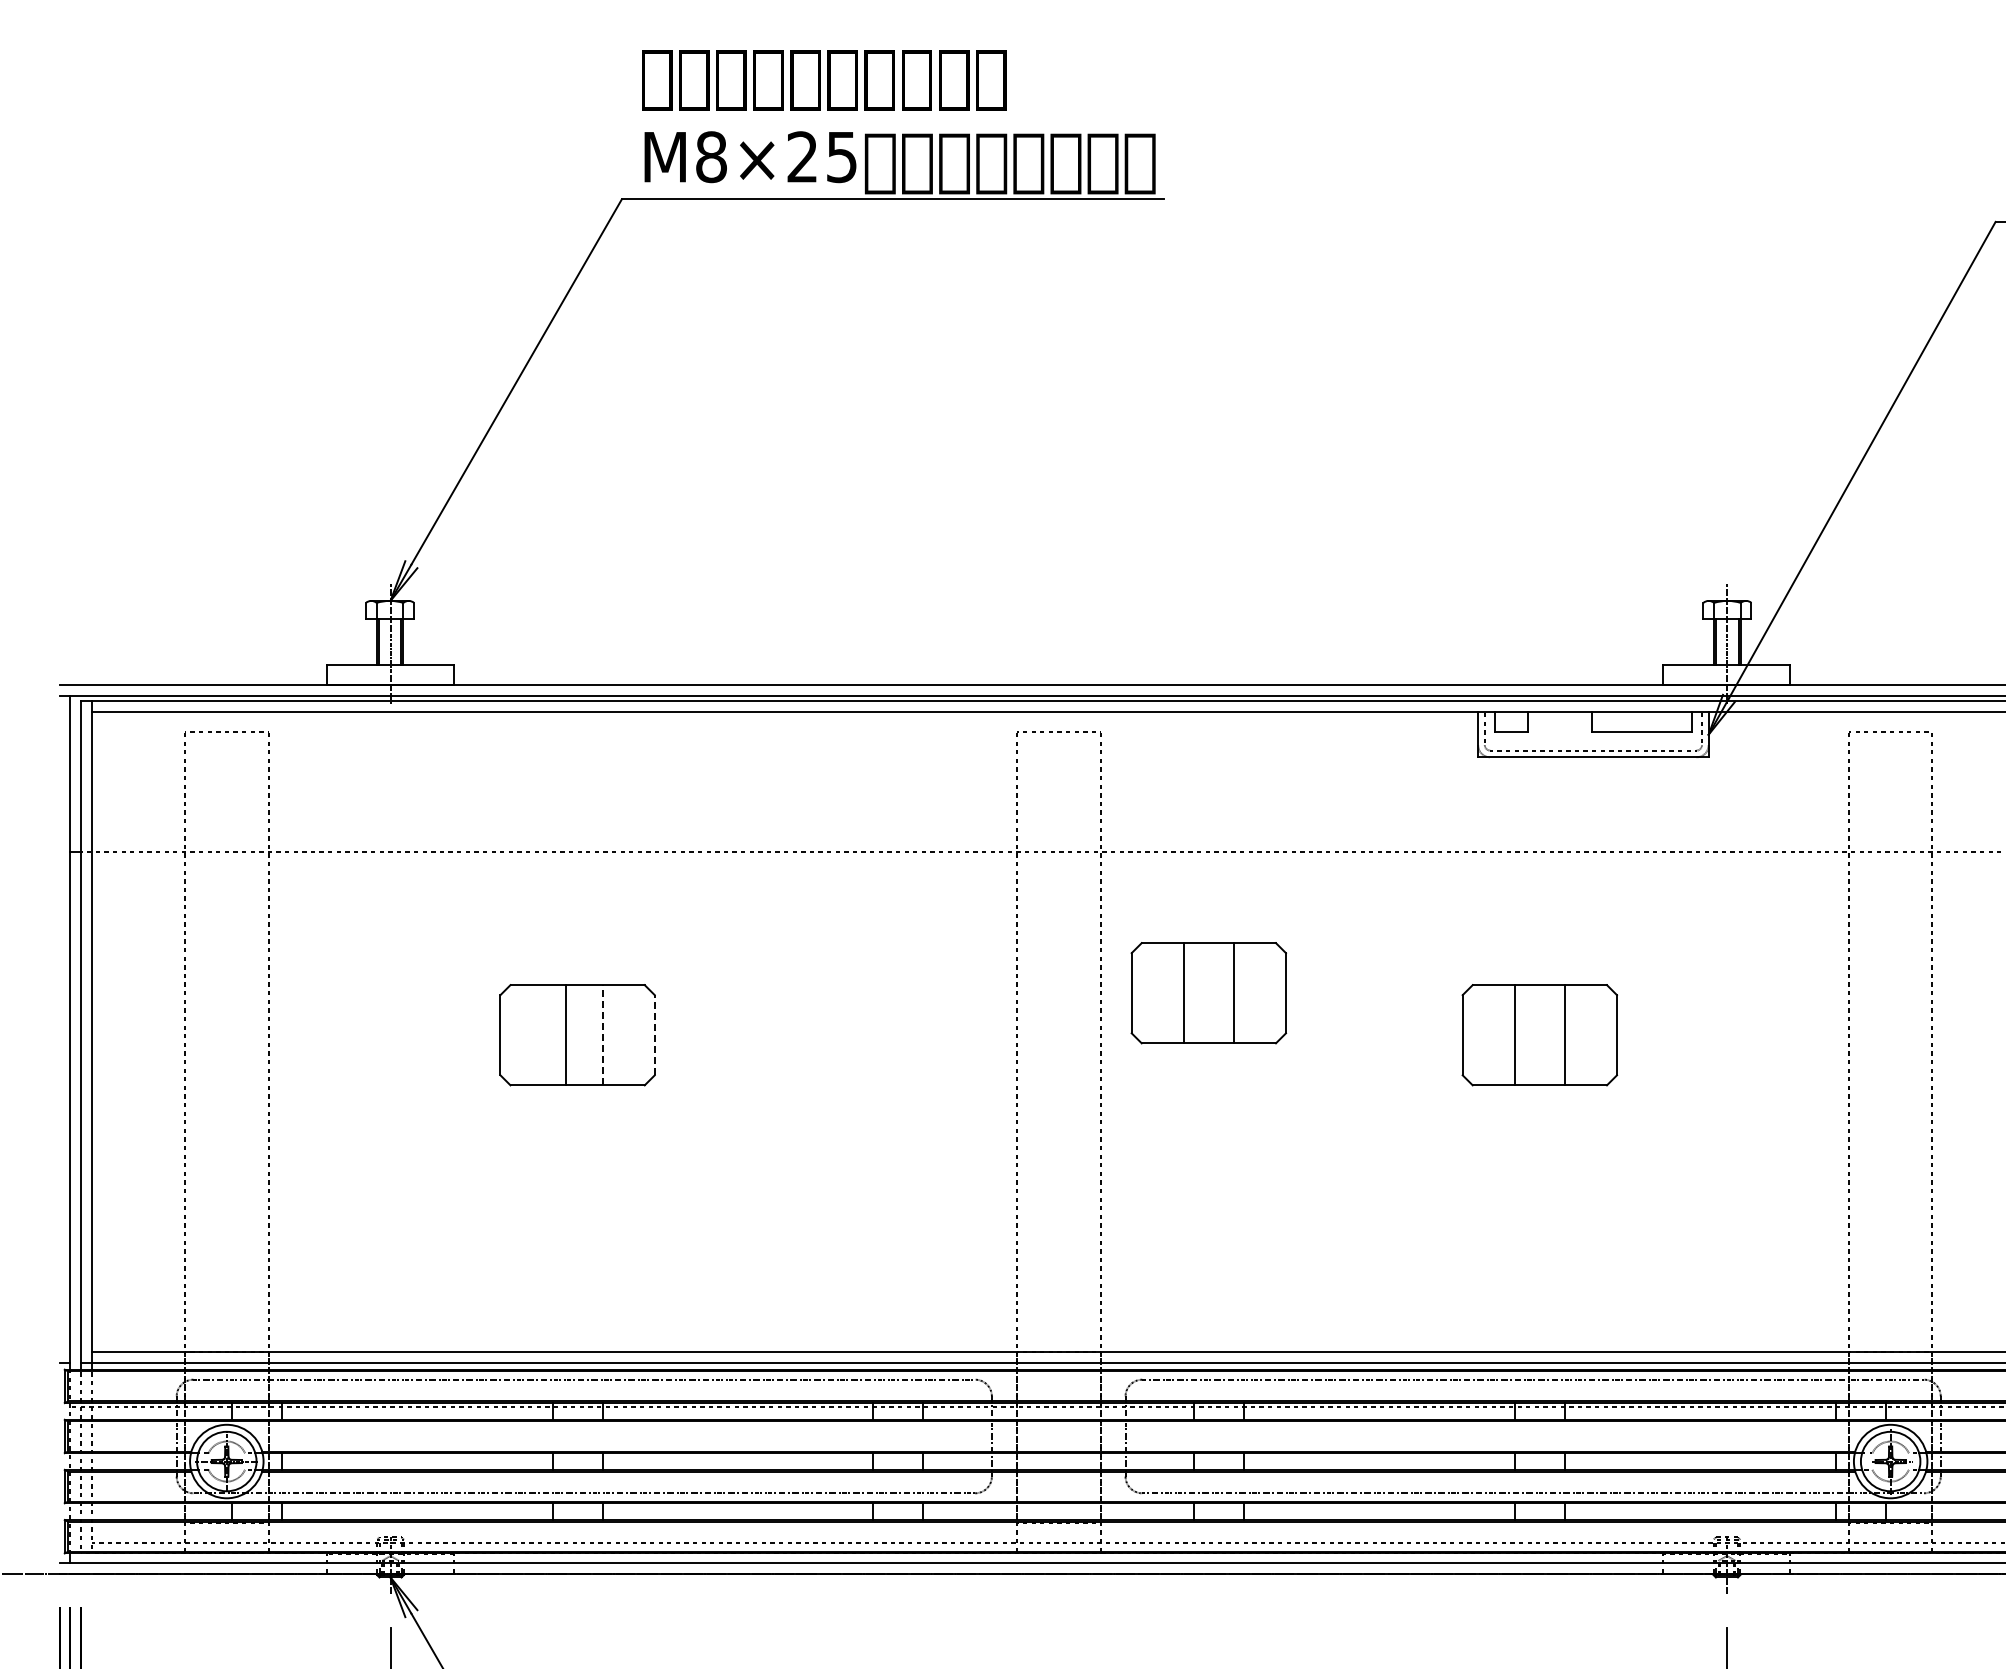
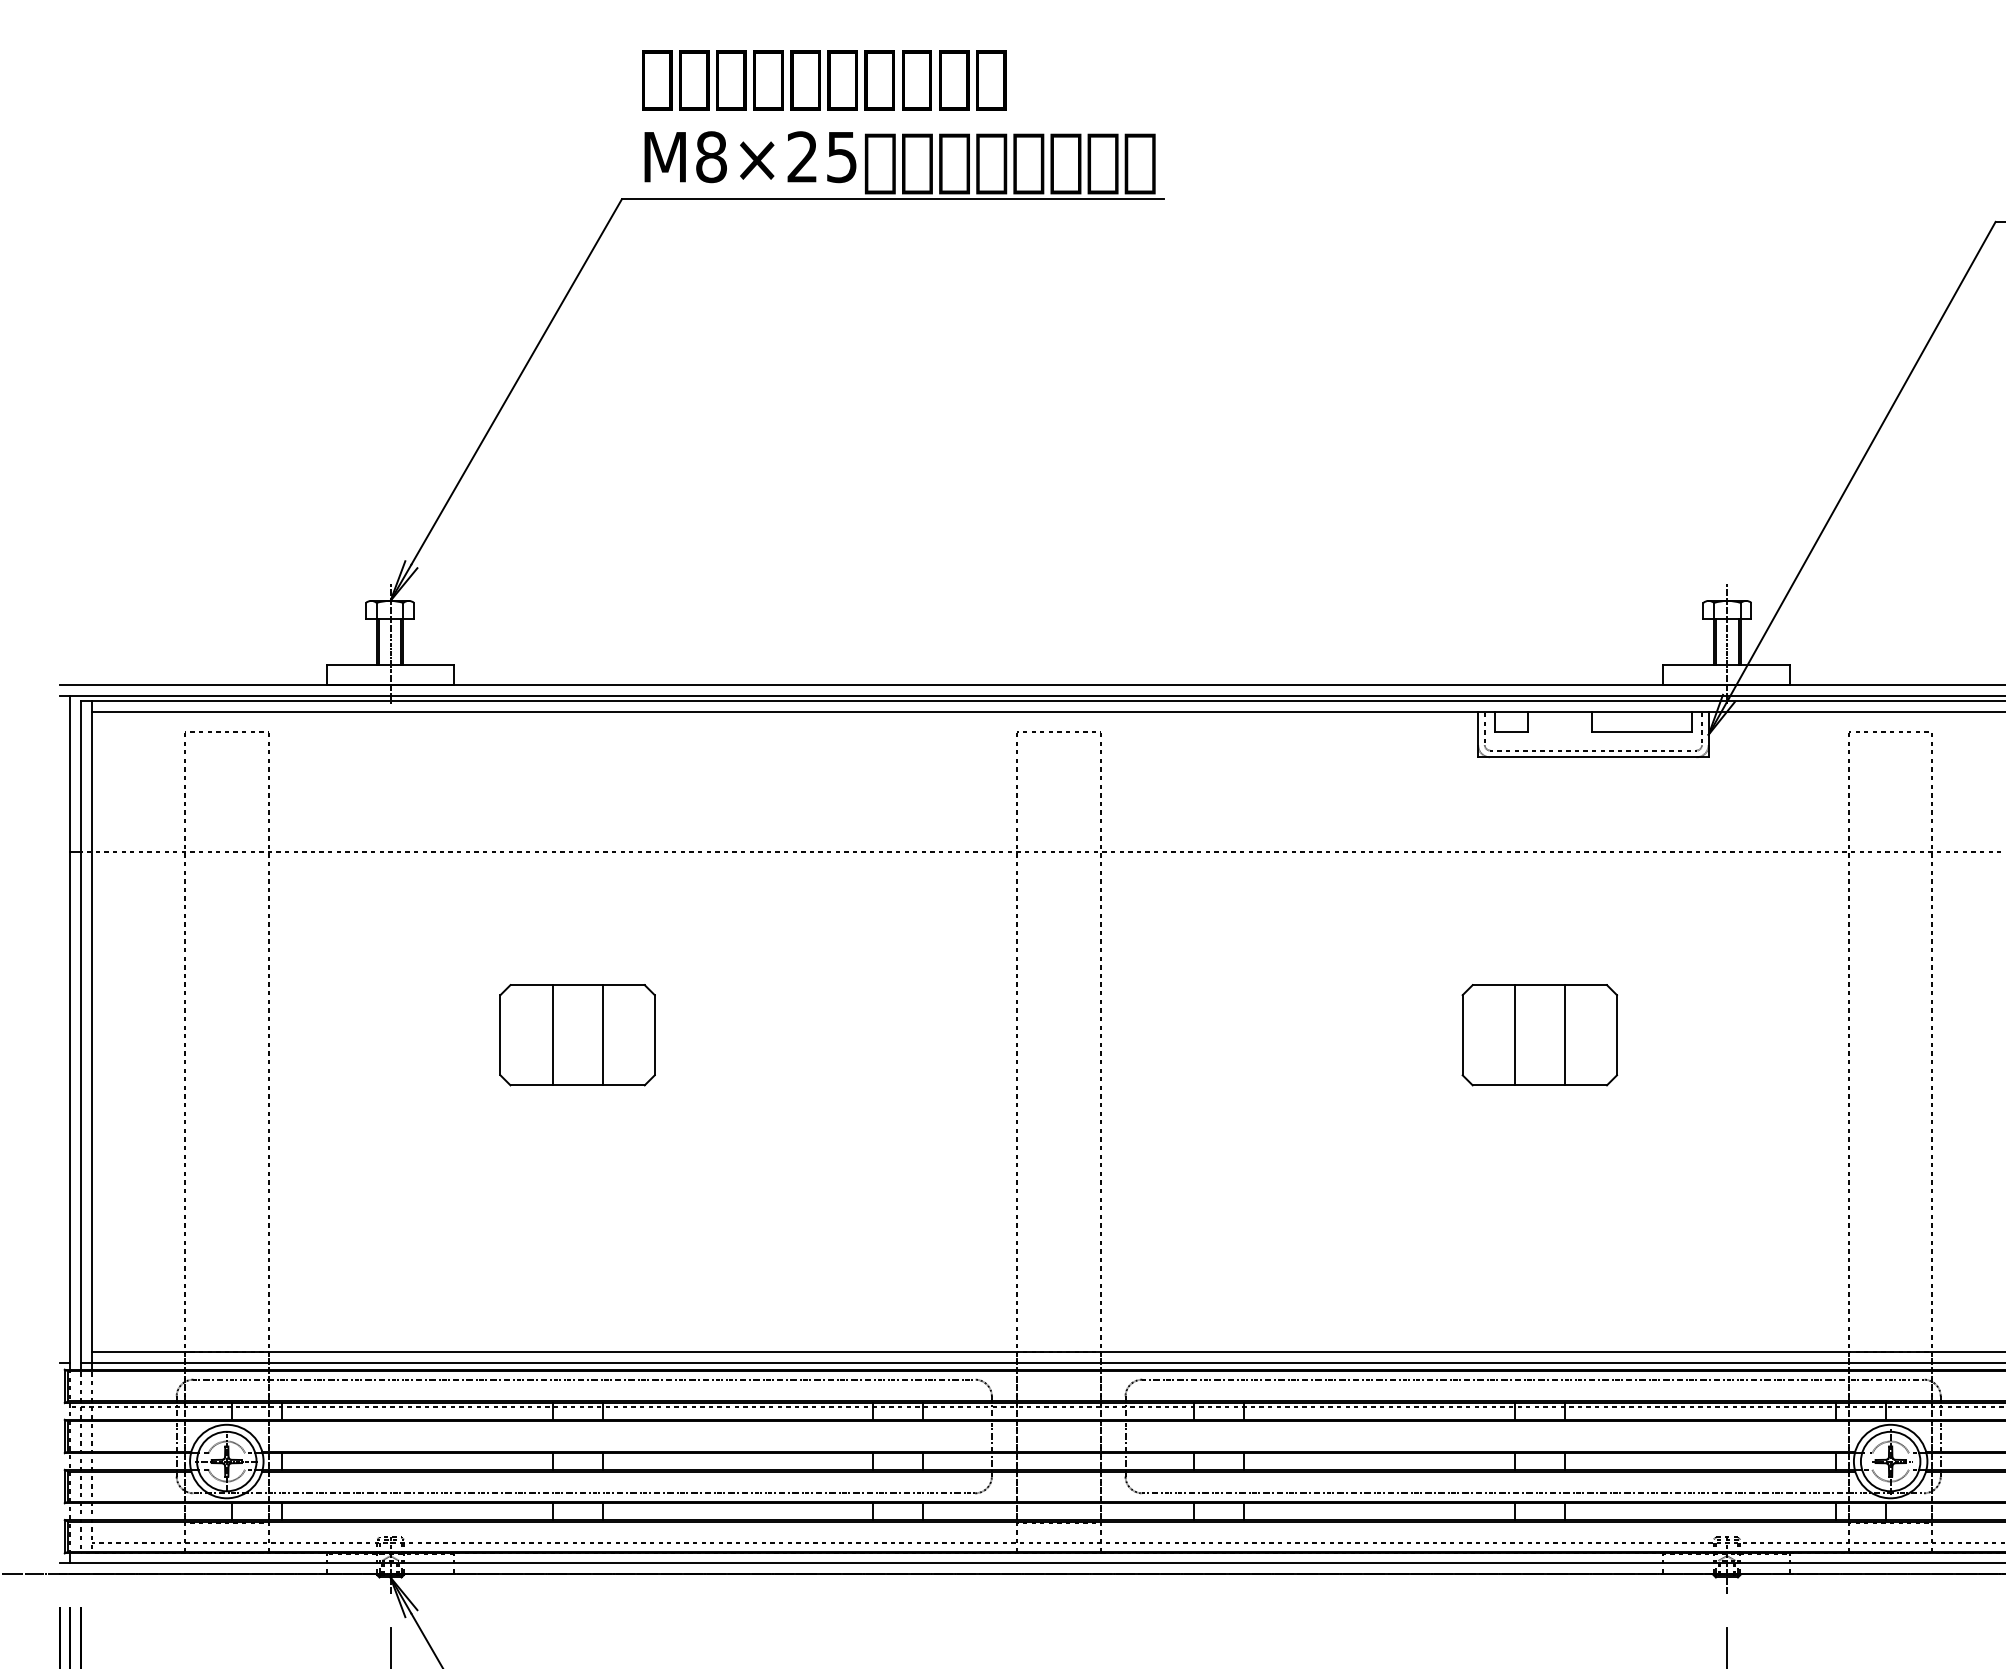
part: present -> none (1208, 993)
line: dashed -> solid (602, 1034)
line: dashed -> solid (654, 1034)
line position: (565, 1035) -> (552, 1035) (552, 1035)
